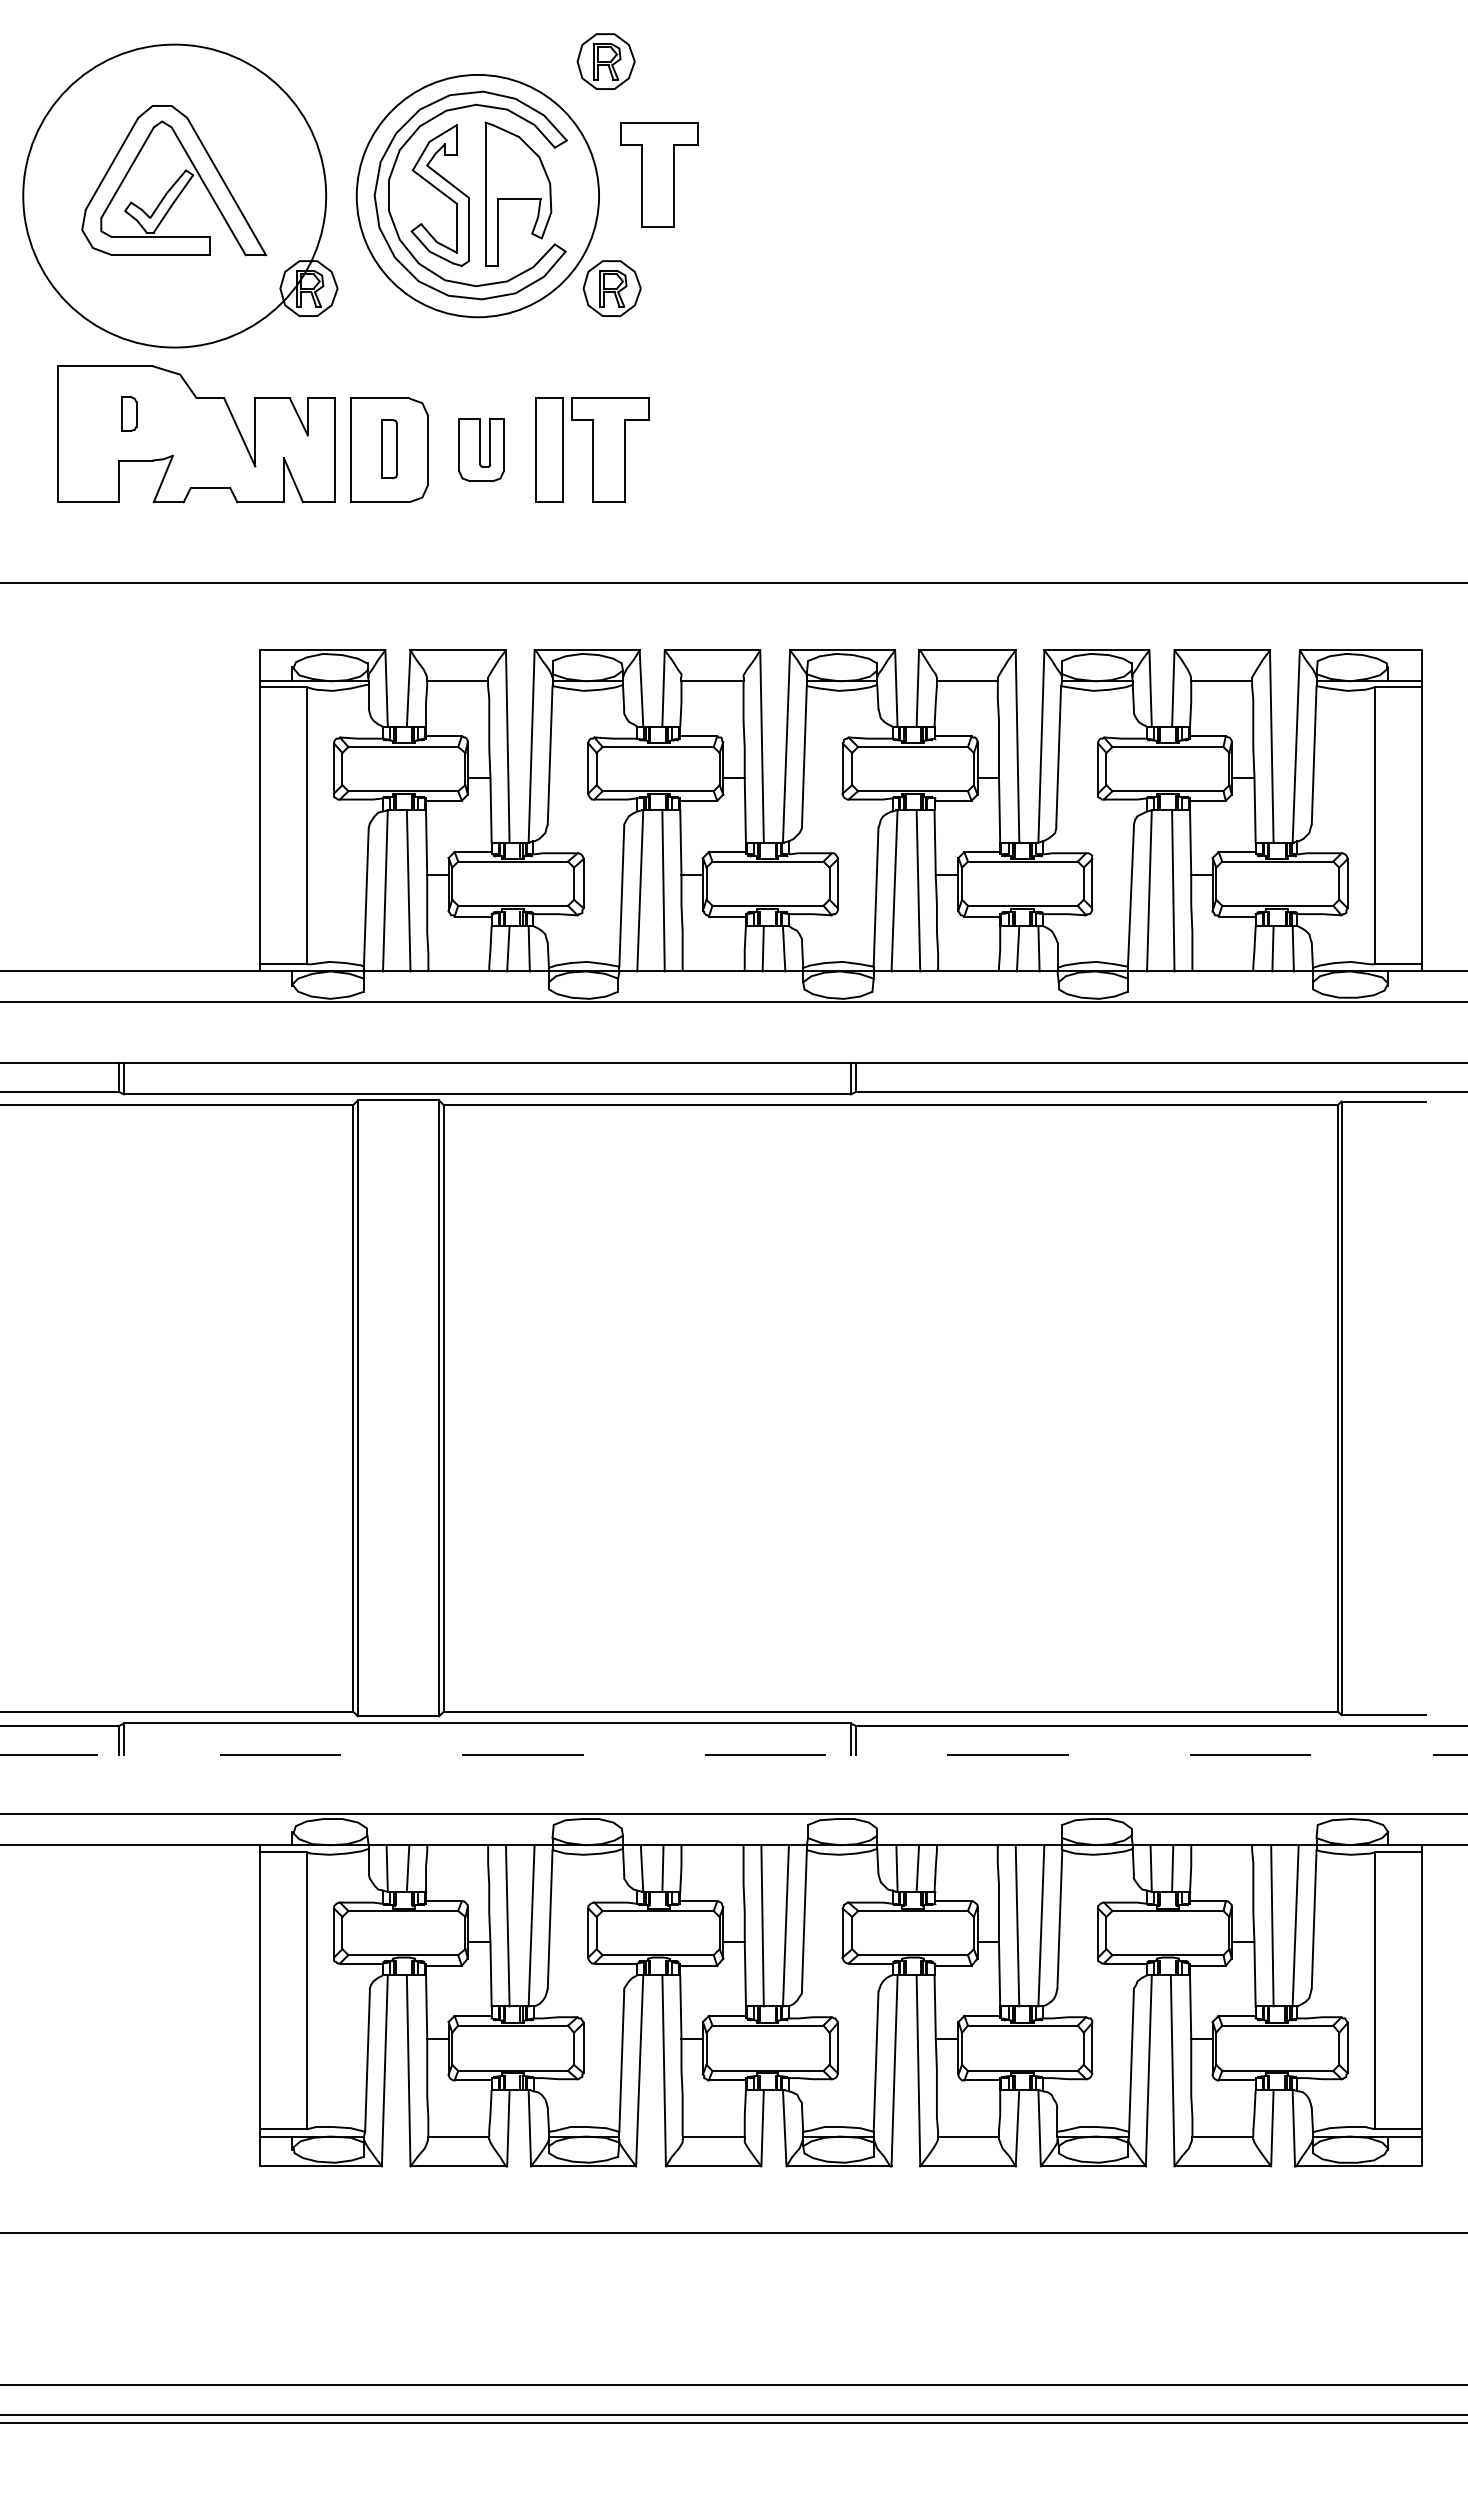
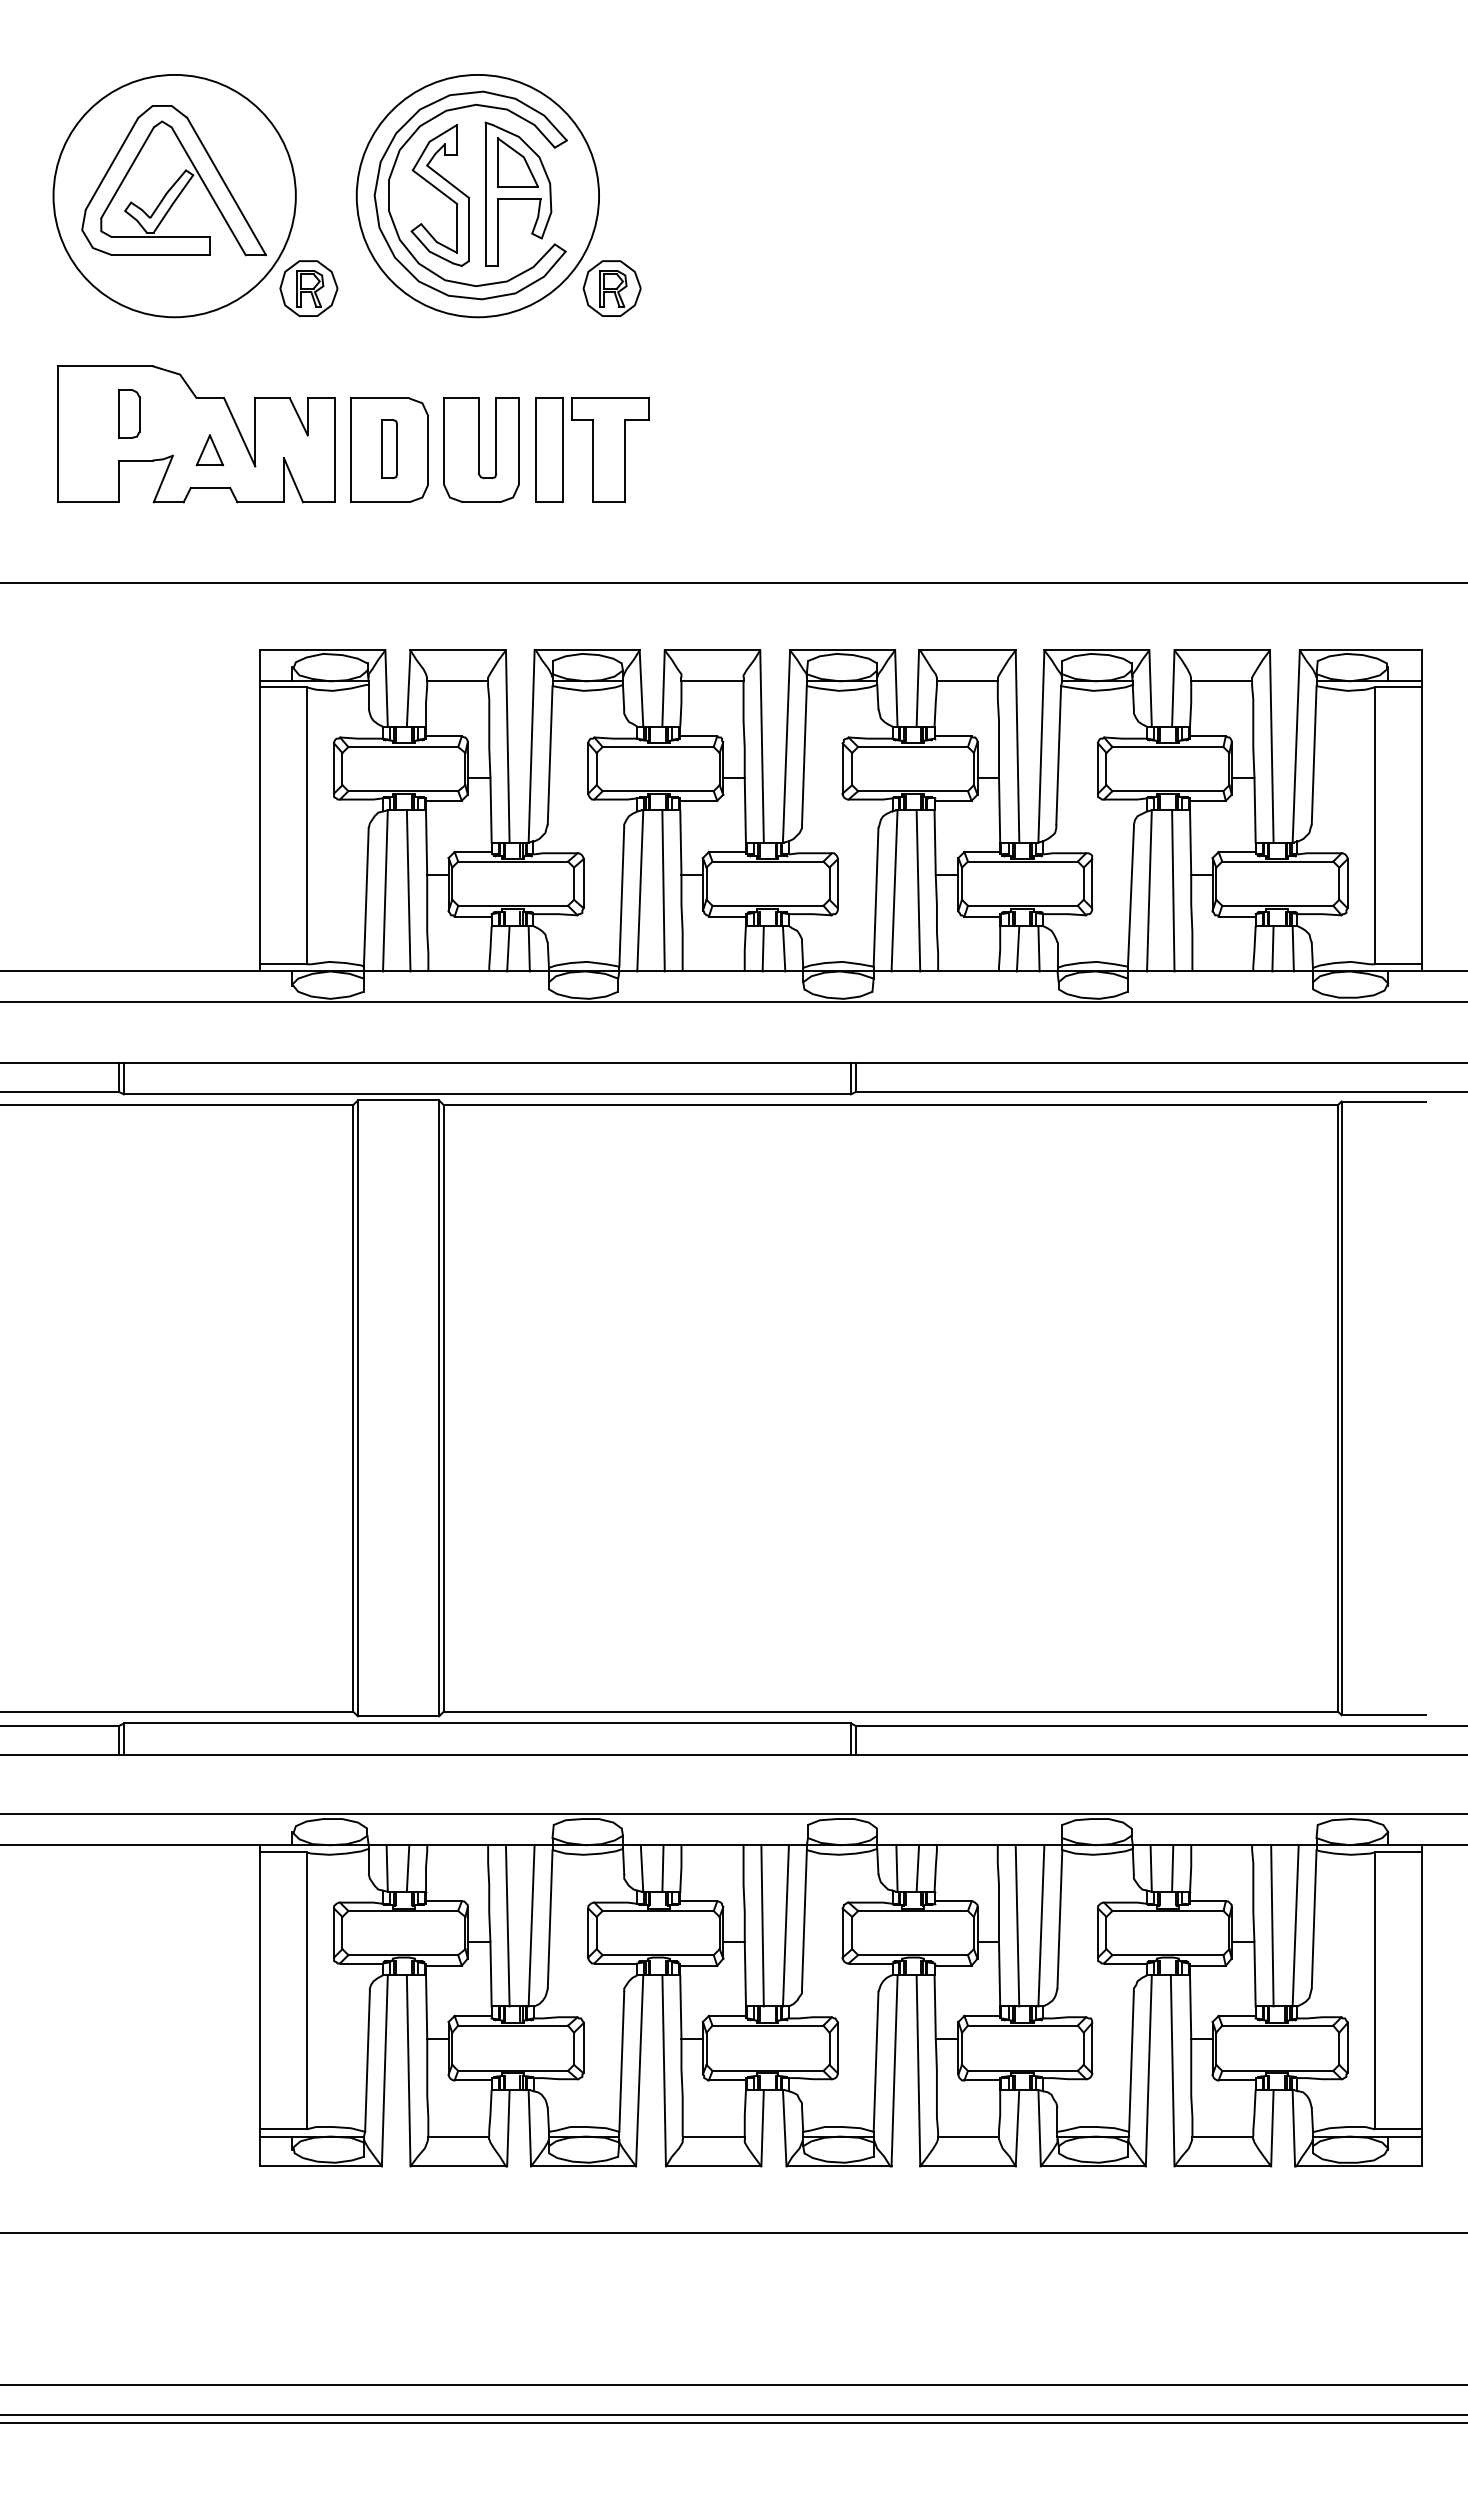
part: present -> none (605, 61)
part: none -> present (517, 162)
part: present -> none (659, 174)
circle diameter: 303 px -> 242 px (174, 195)
part size: 17x36 px -> 23x50 px (129, 413)
part size: 47x64 px -> 77x106 px (481, 449)
part: none -> present (209, 450)
line: dashed -> solid (733, 1754)
